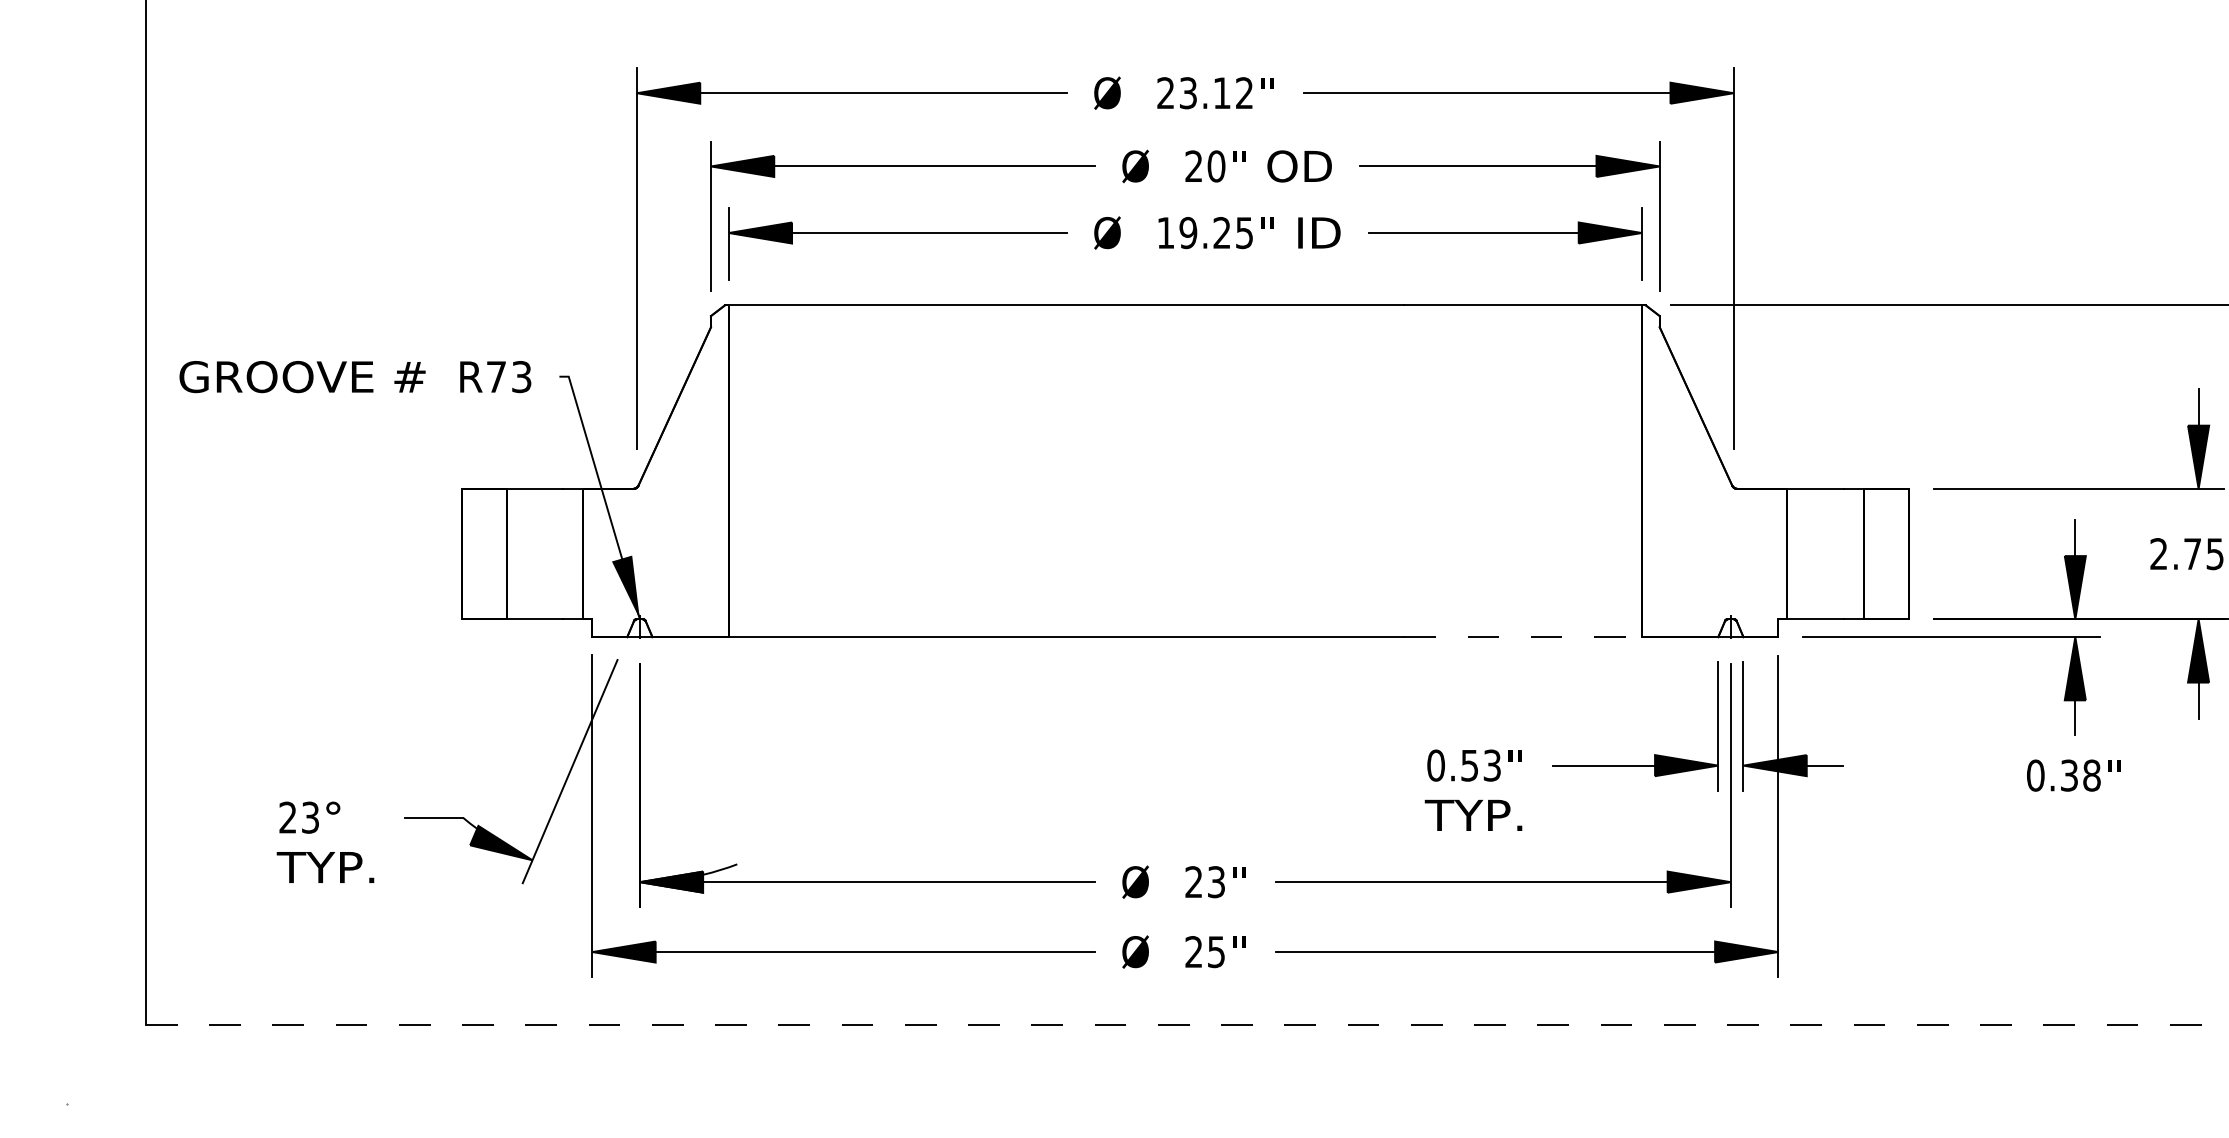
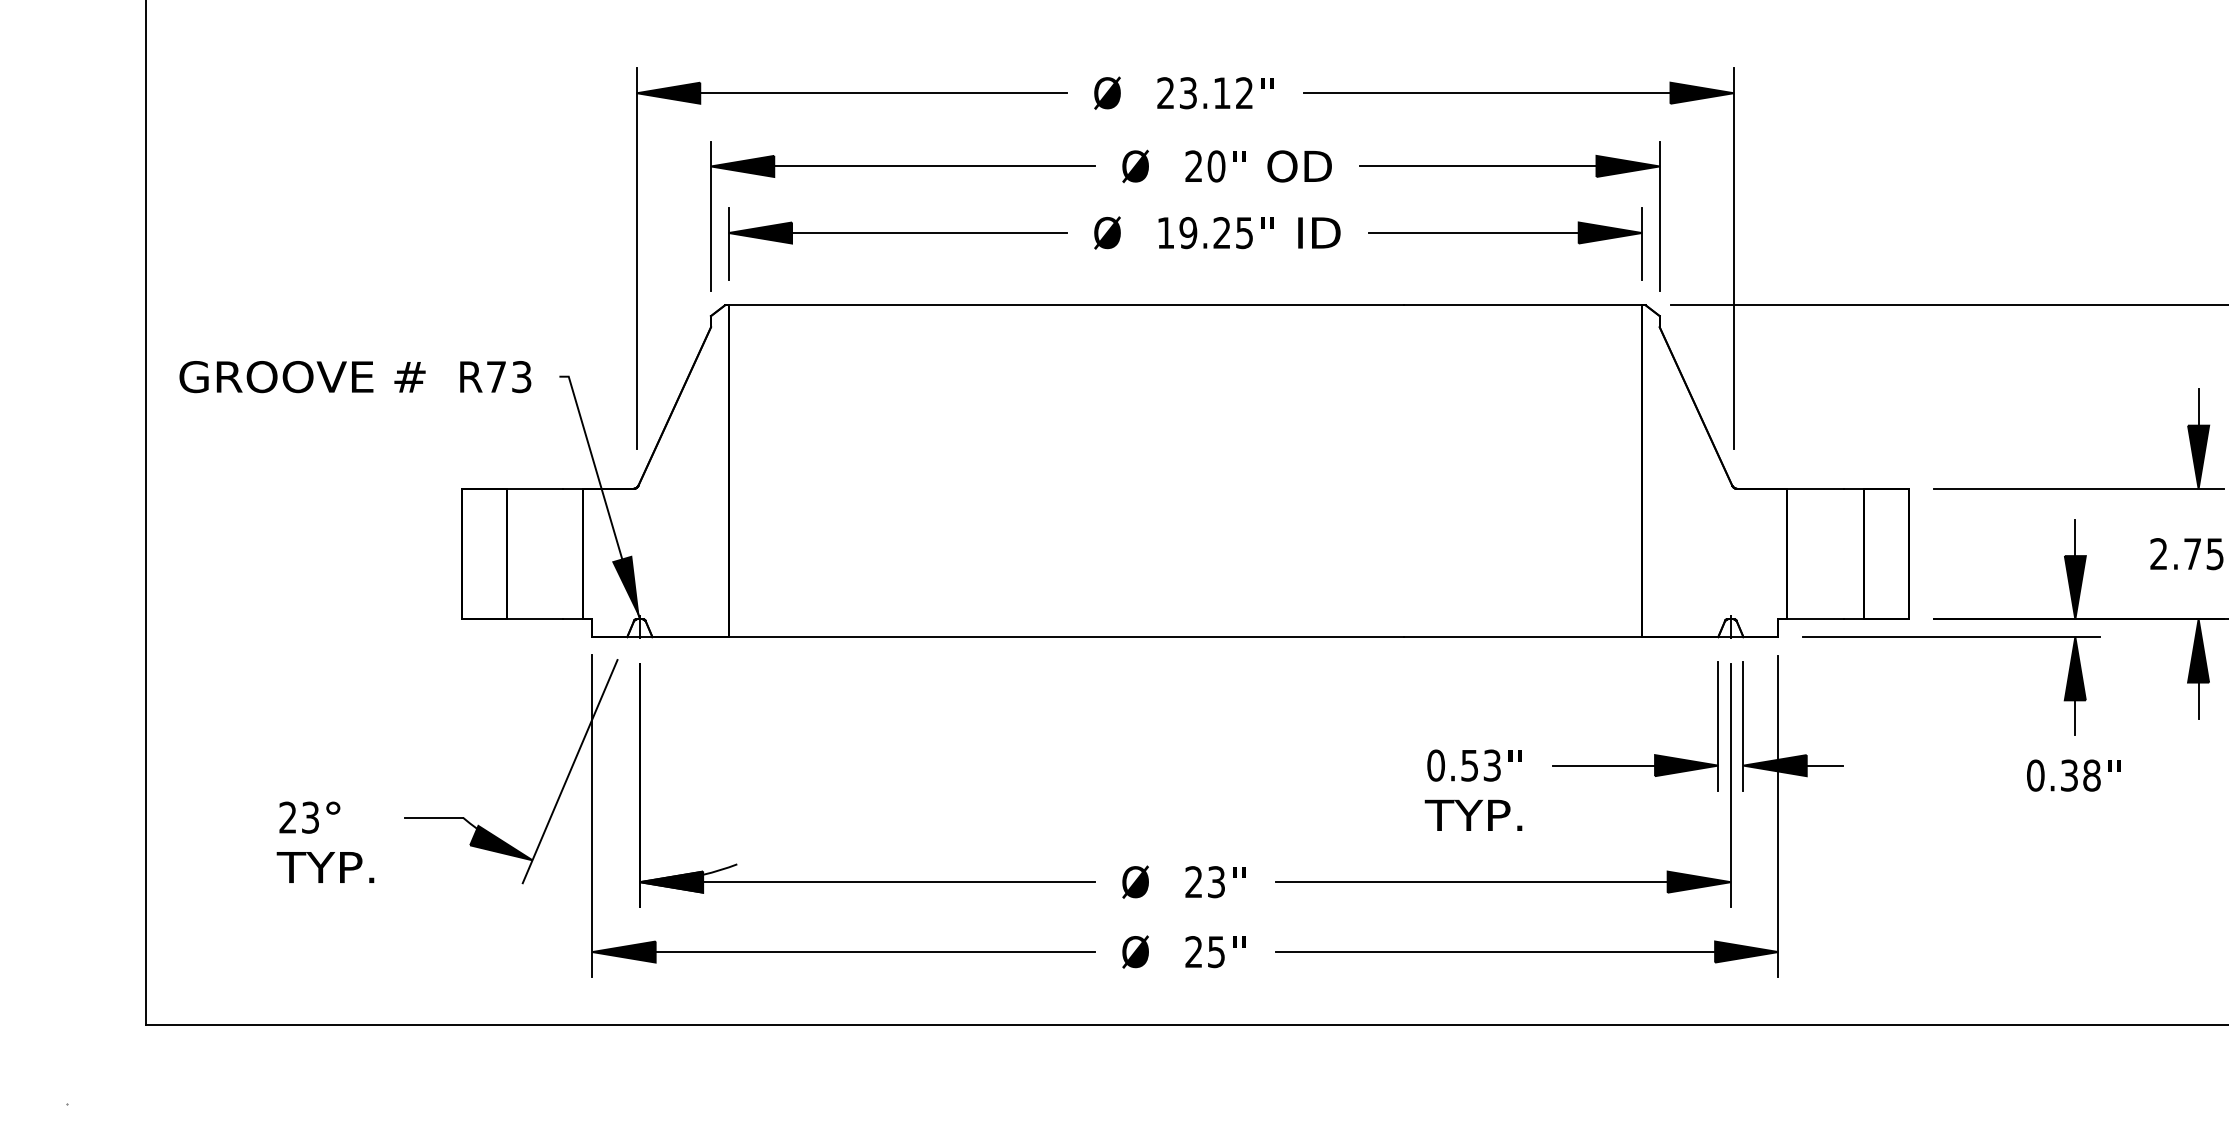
line: dashed -> solid (1523, 637)
line: dashed -> solid (1187, 1024)
